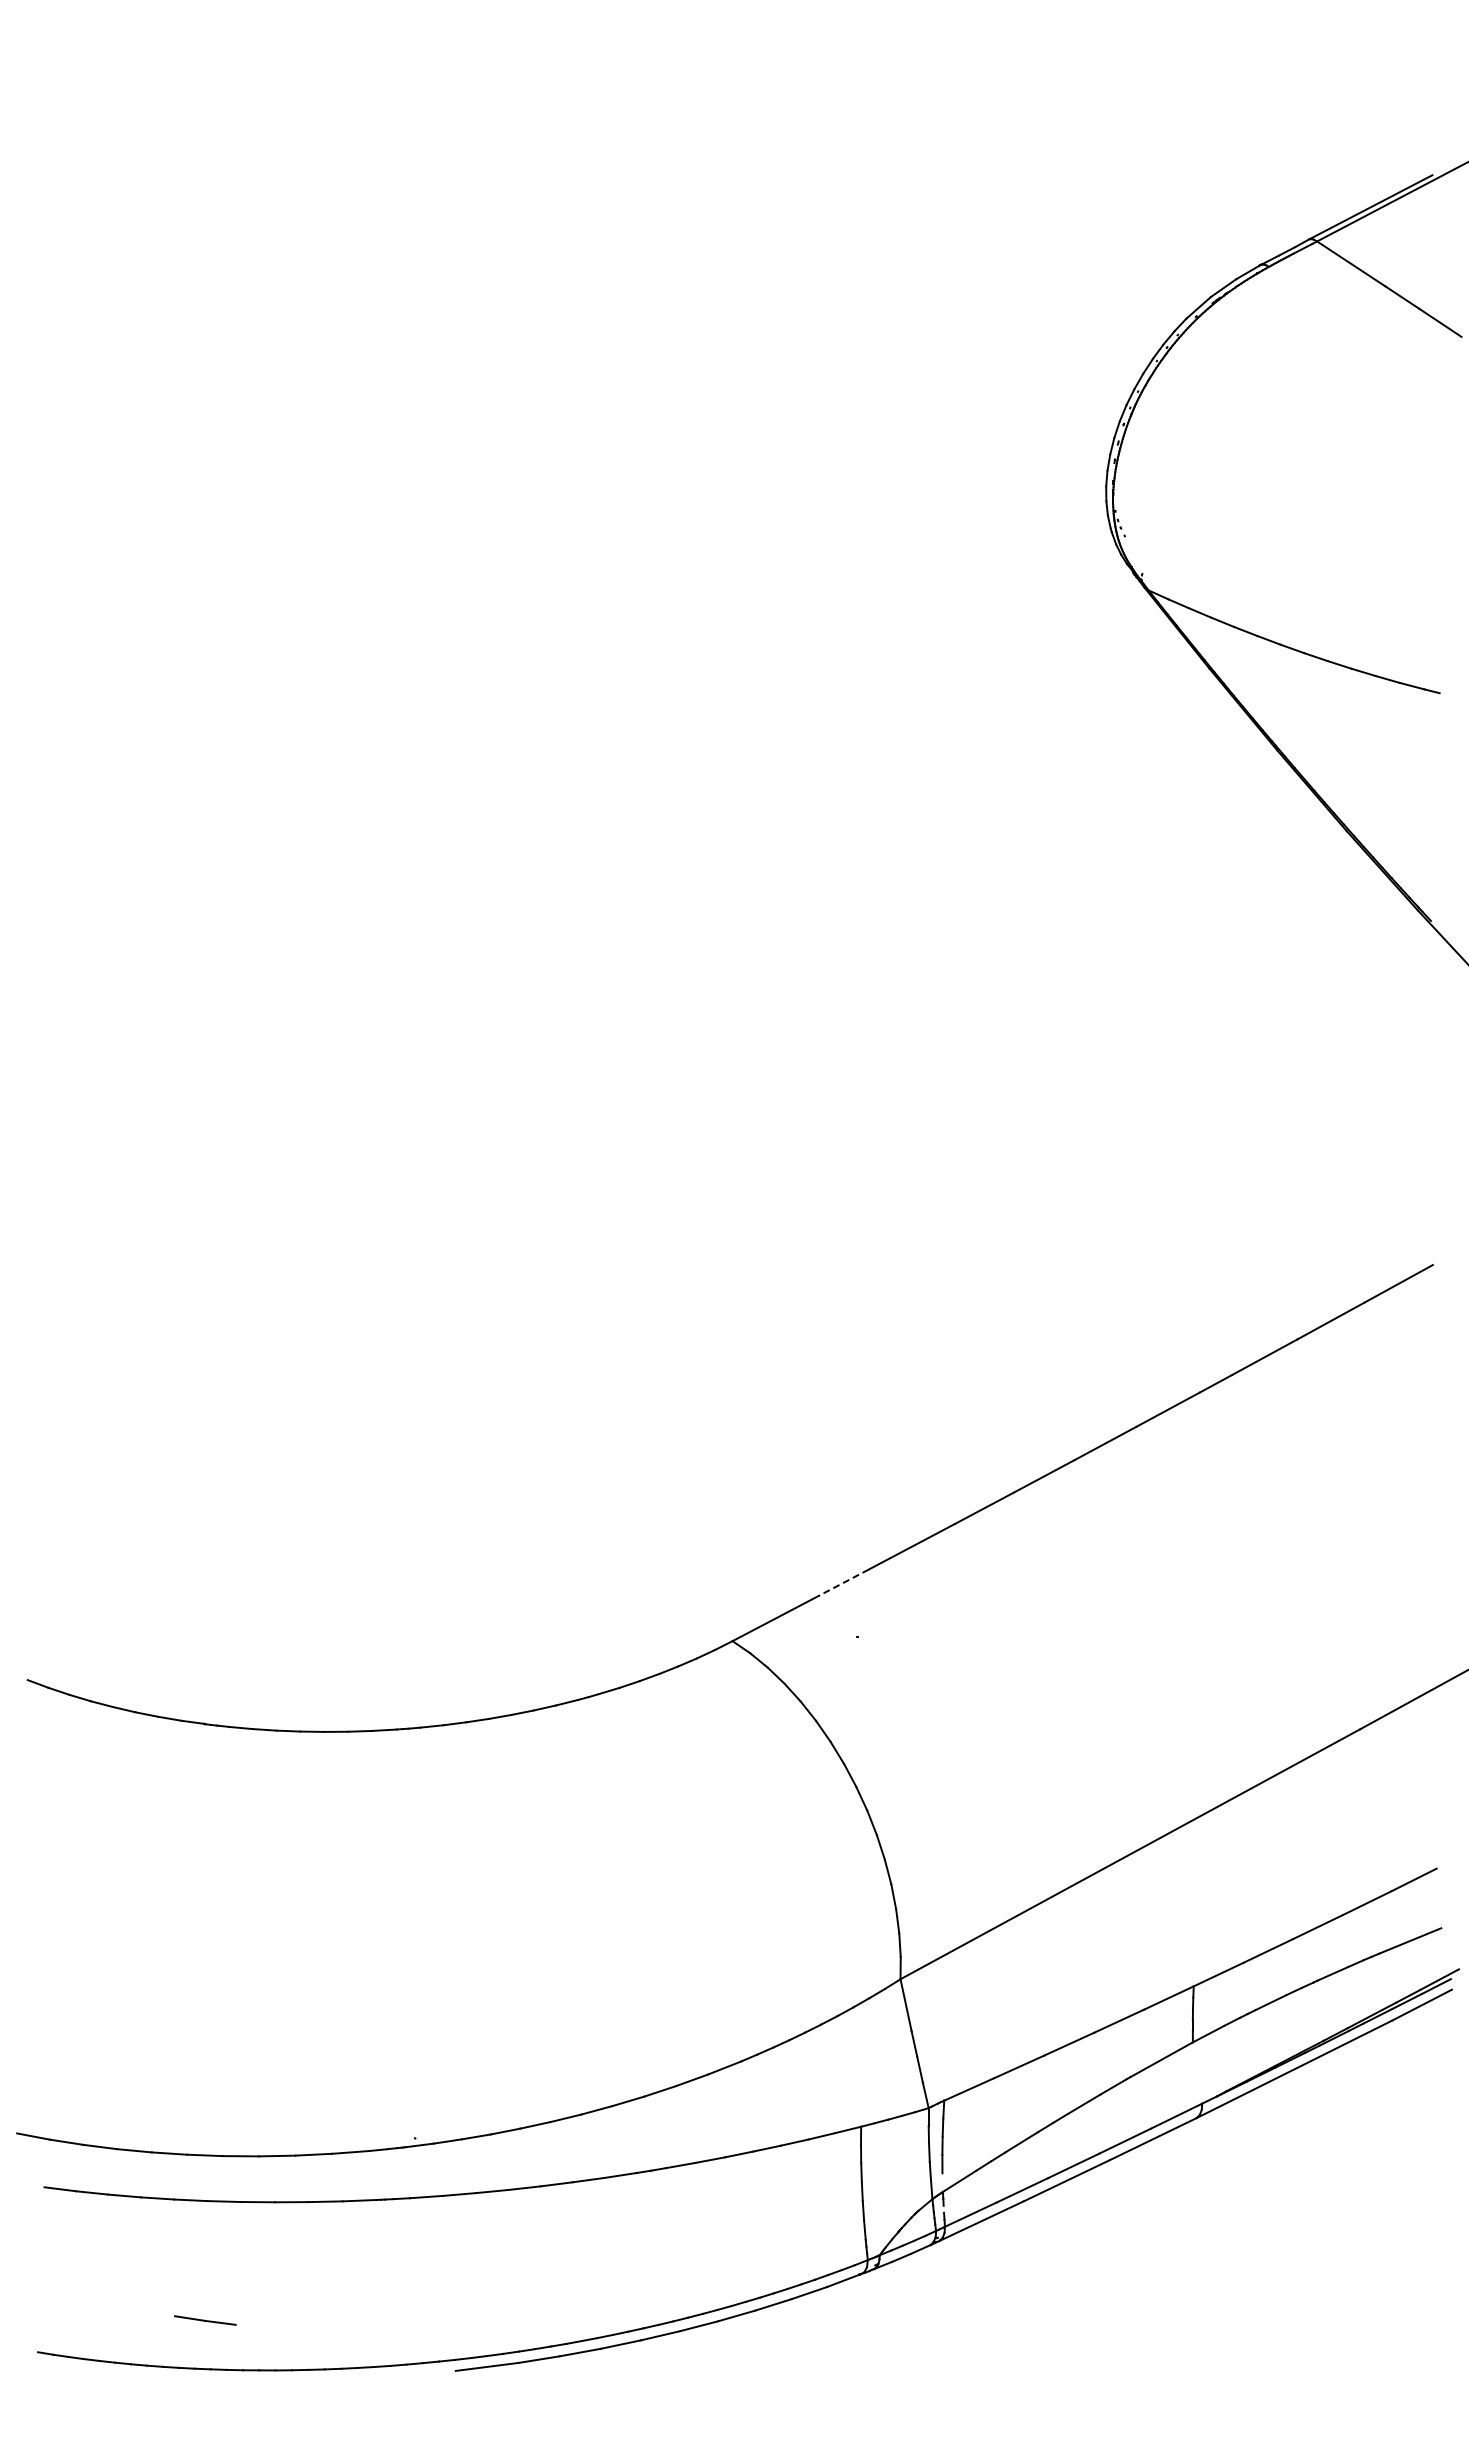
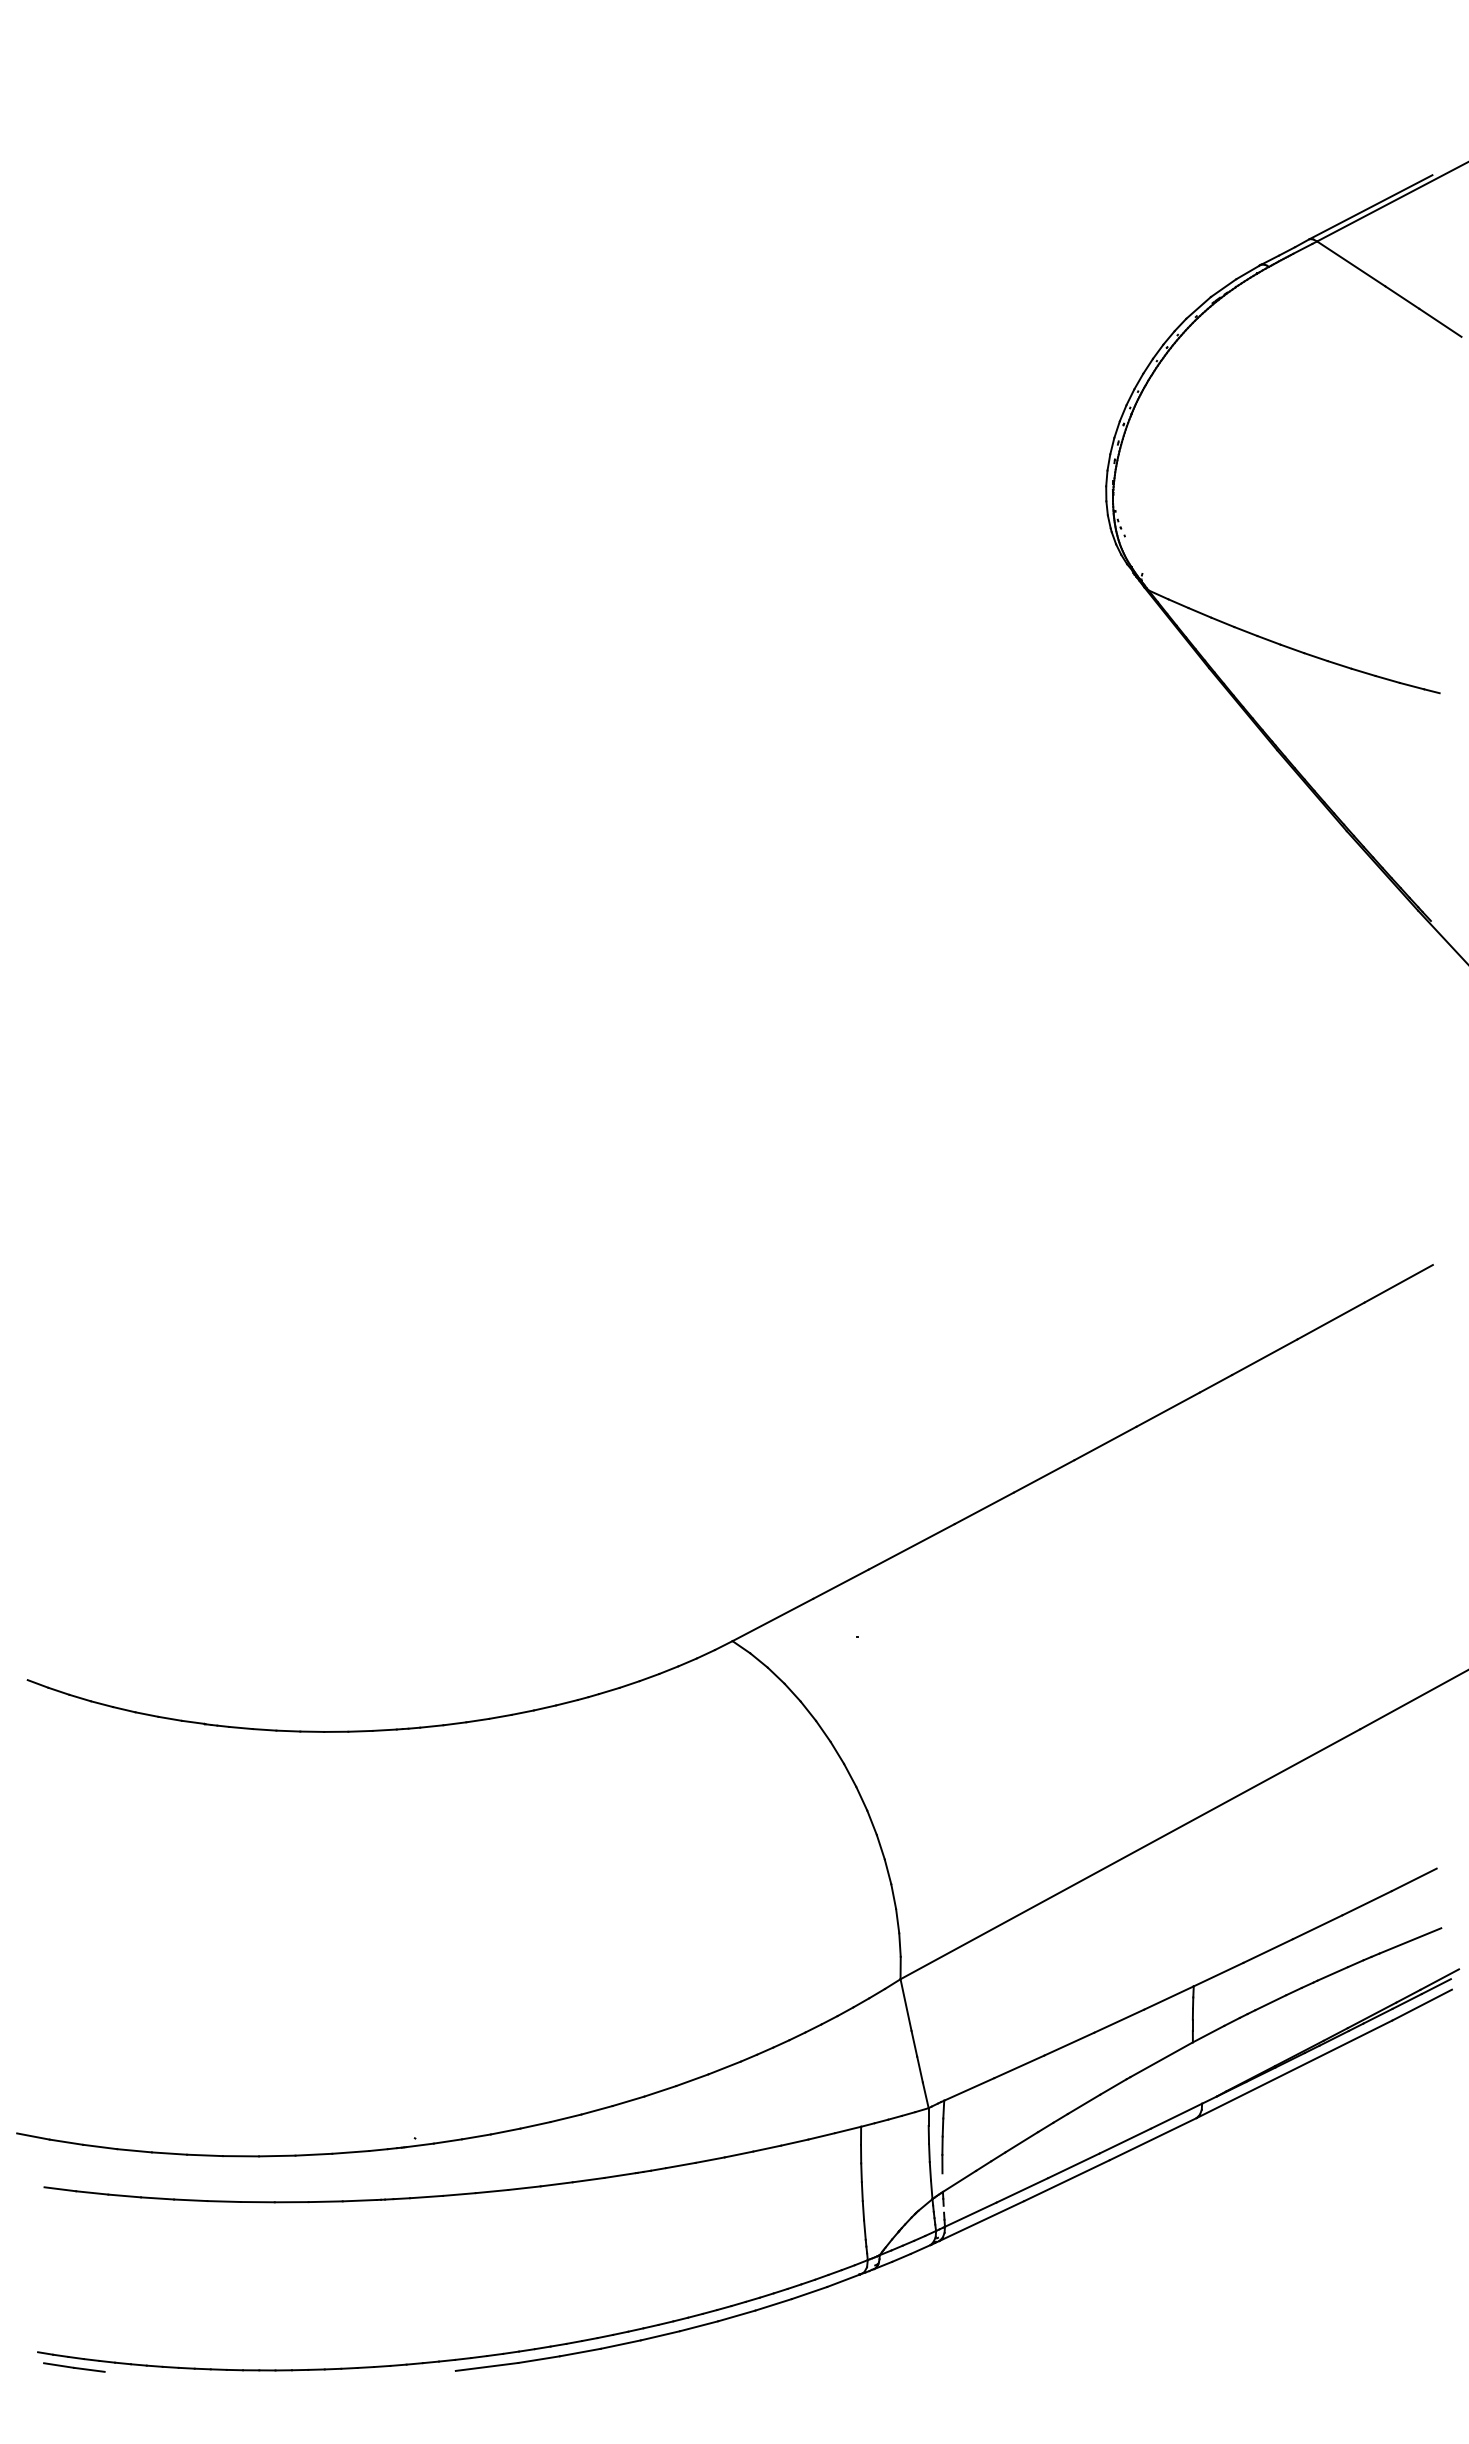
line: dashed -> solid (840, 1584)
line position: (205, 2320) -> (74, 2367) (74, 2367)
